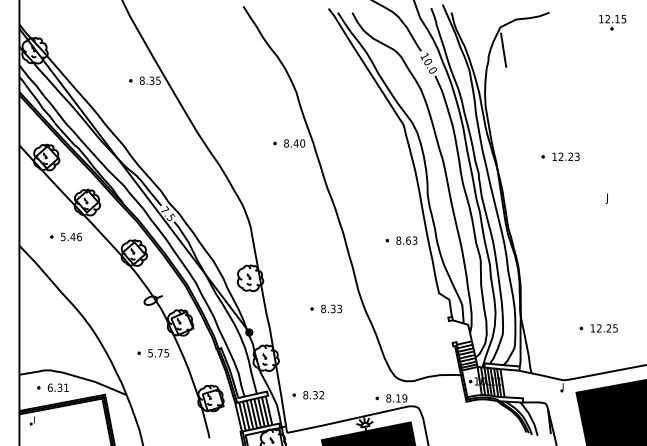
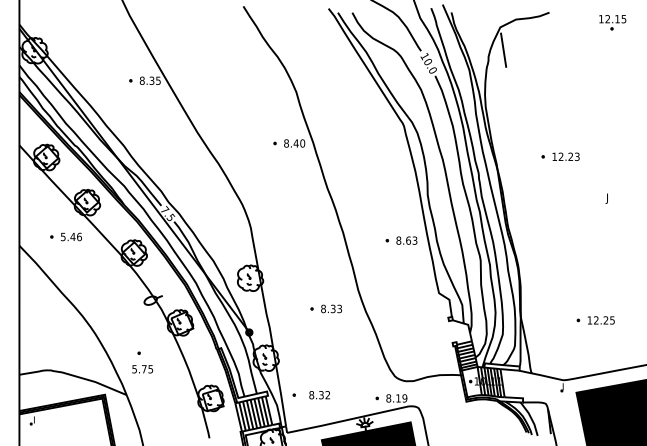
part position: (598, 328) -> (595, 320) (595, 320)
text position: (158, 353) -> (142, 369) (142, 369)
part: present -> none (52, 387)
text position: (313, 395) -> (319, 395) (319, 395)
